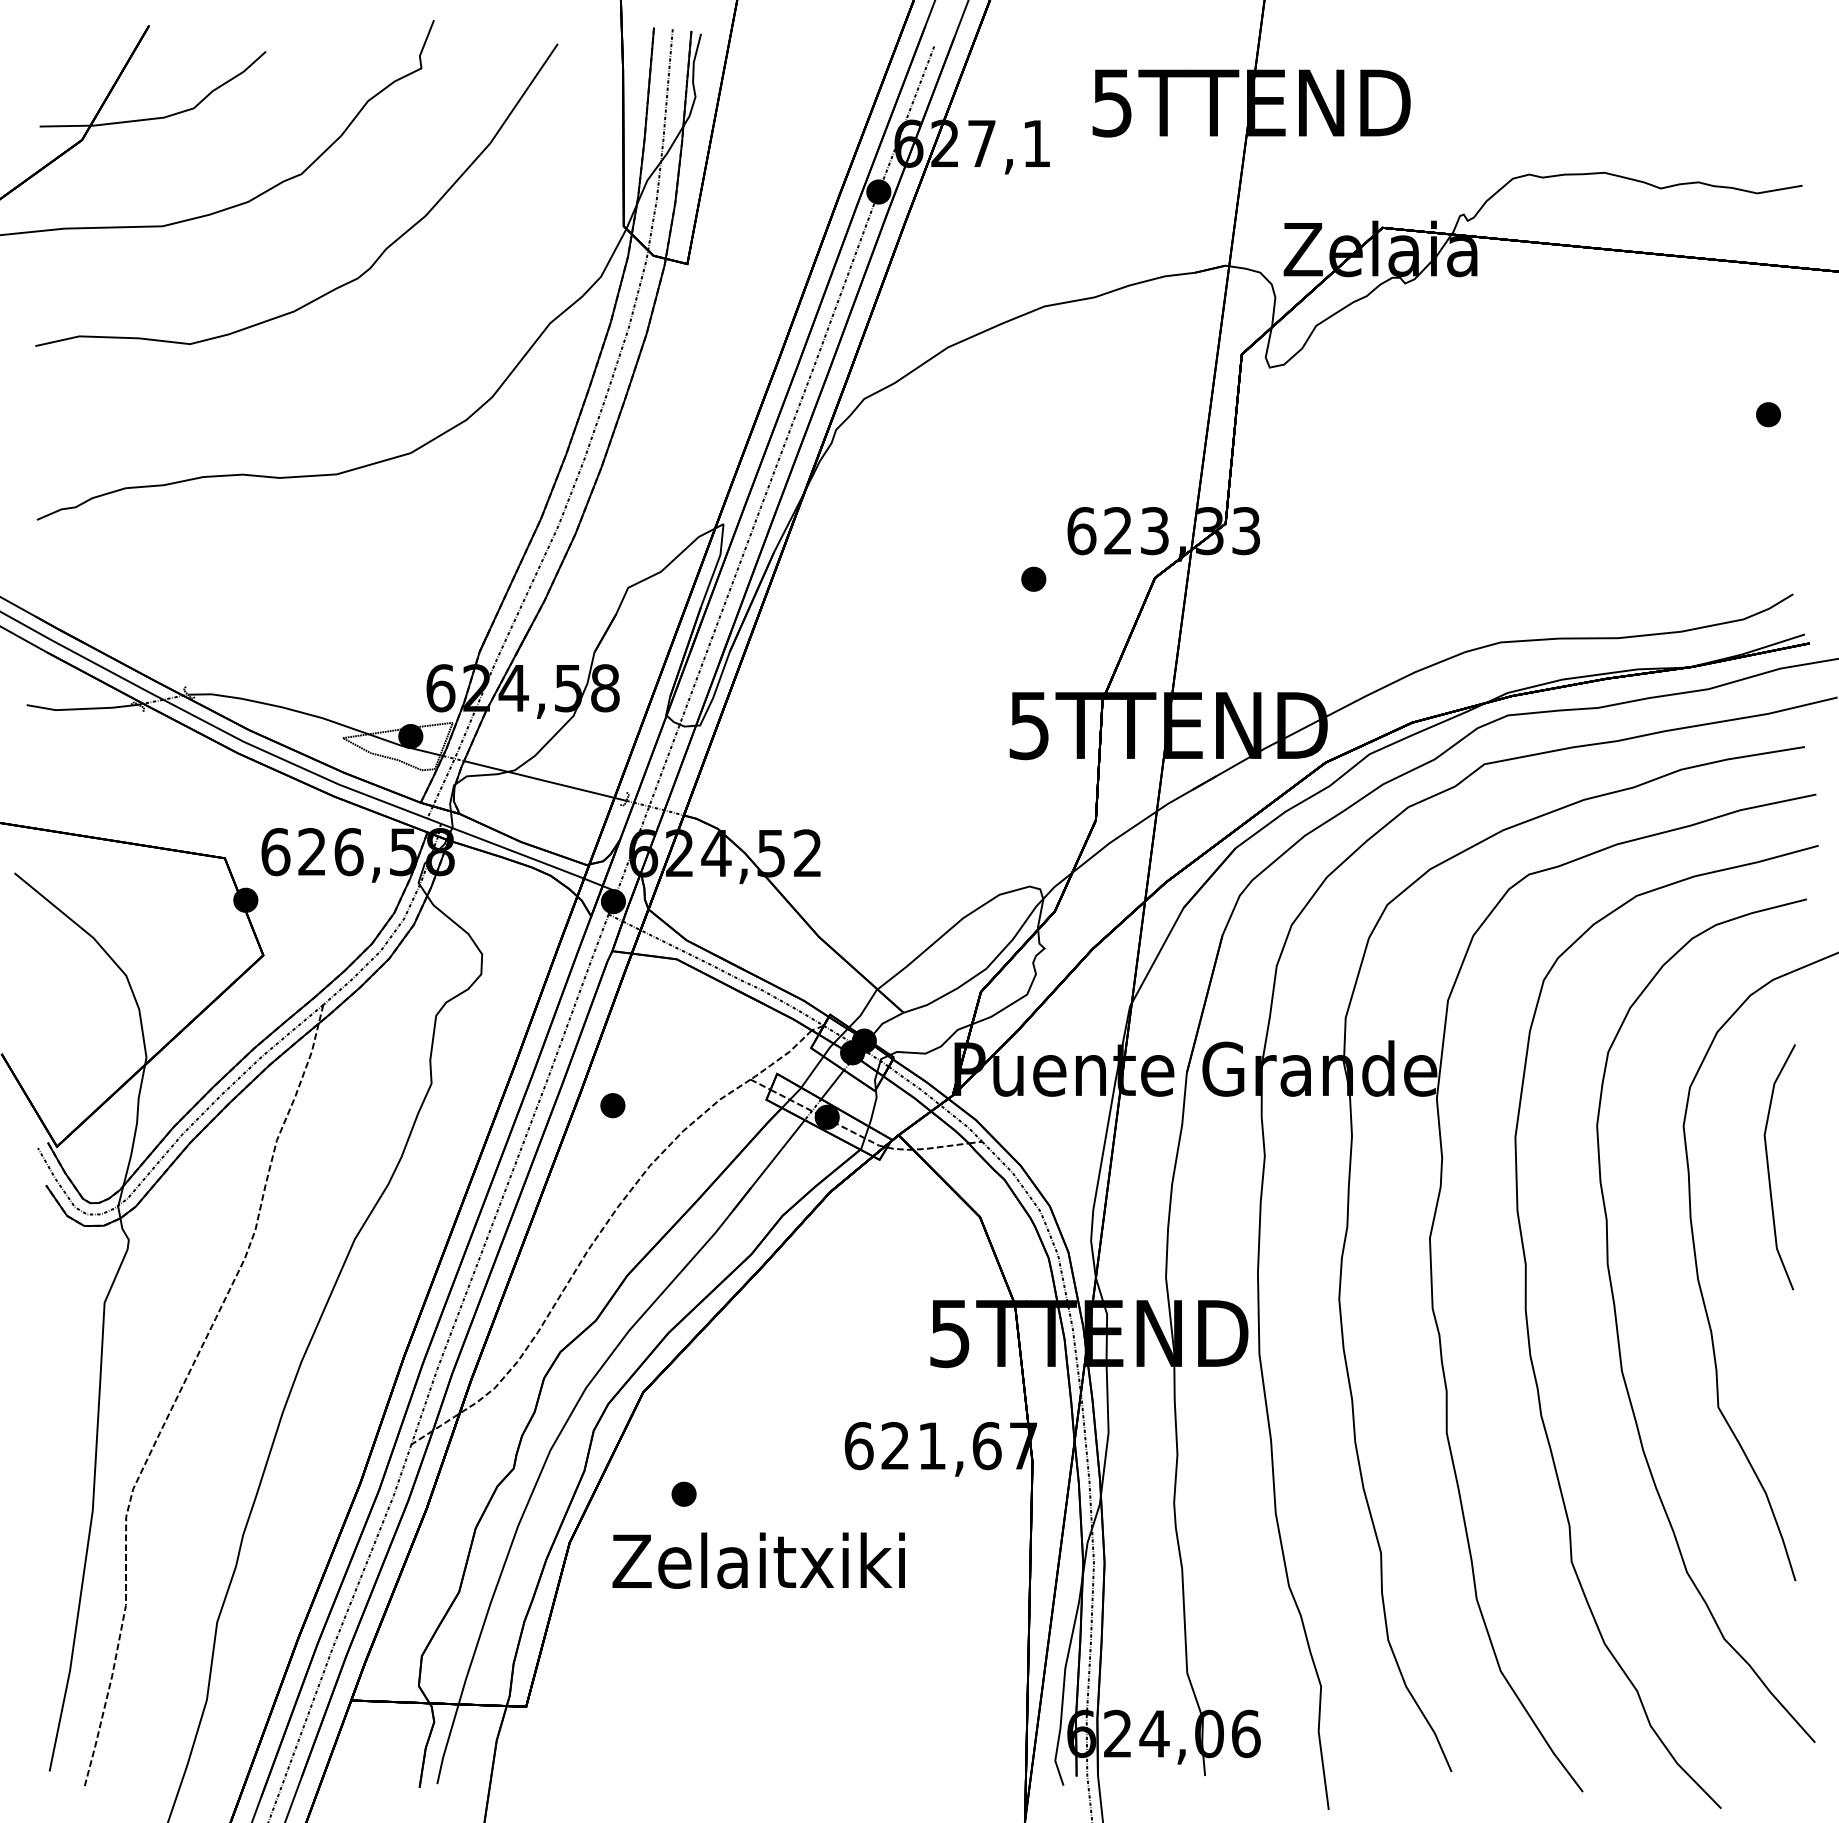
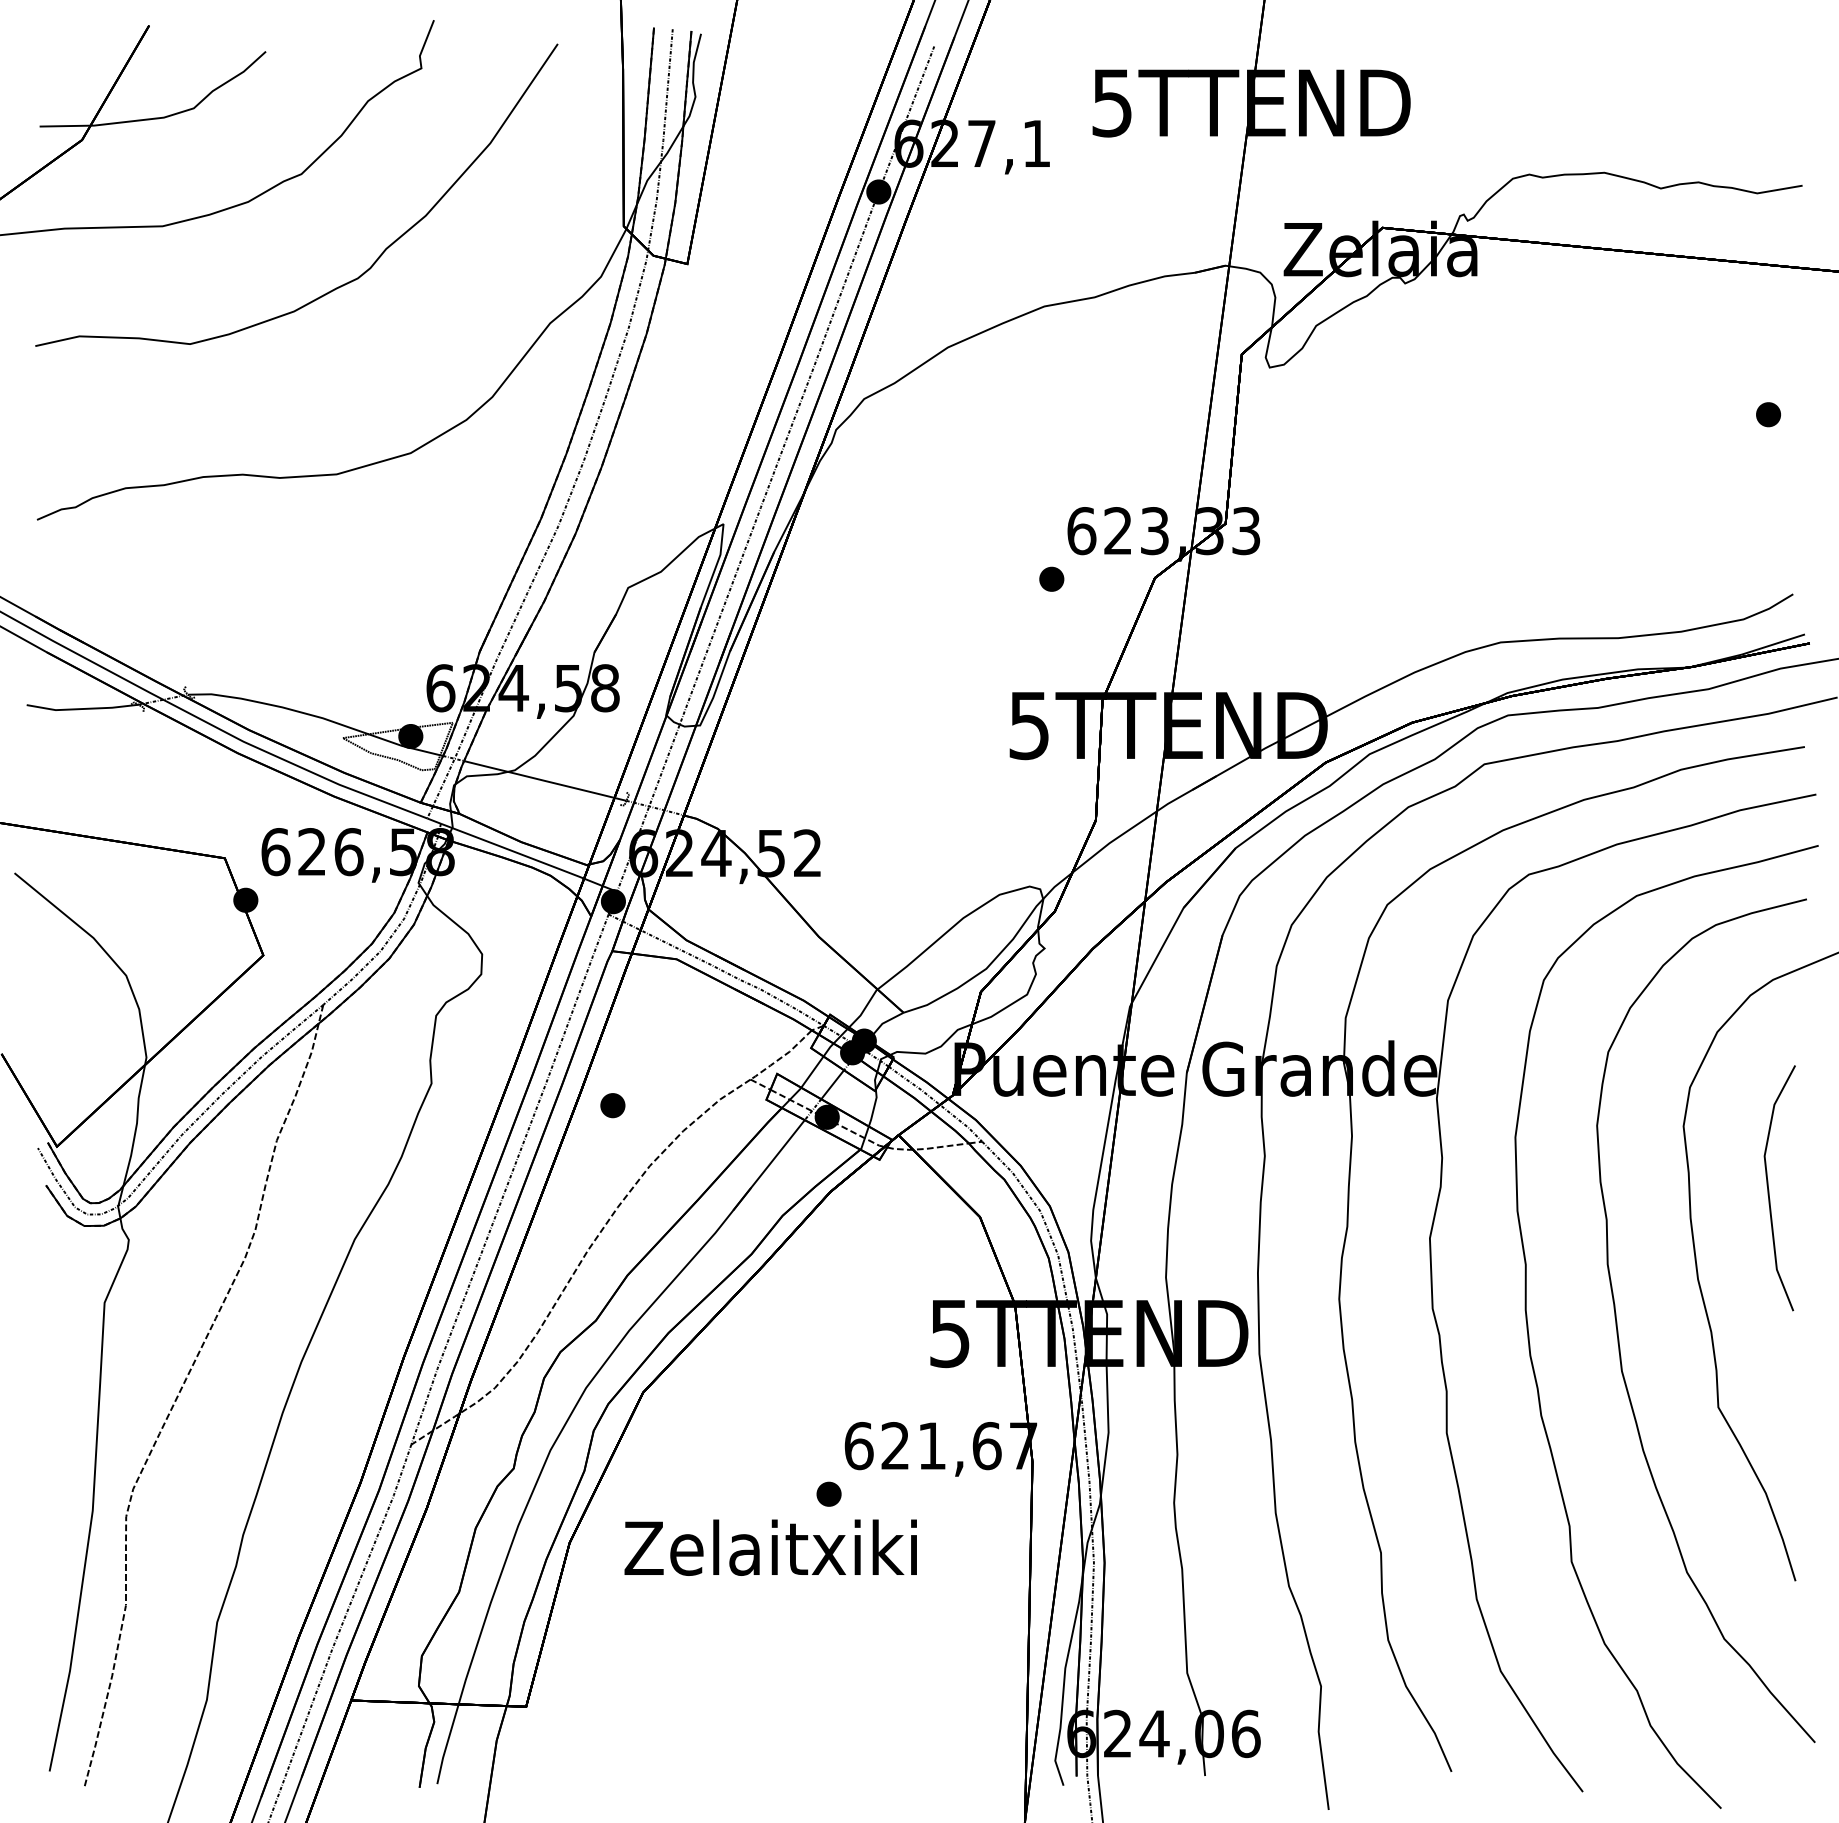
part position: (1033, 578) -> (1051, 578) (1051, 578)
curve position: (1769, 1168) -> (1769, 1189) (1769, 1189)
part position: (683, 1493) -> (828, 1493) (828, 1493)
text position: (758, 1560) -> (770, 1547) (770, 1547)
